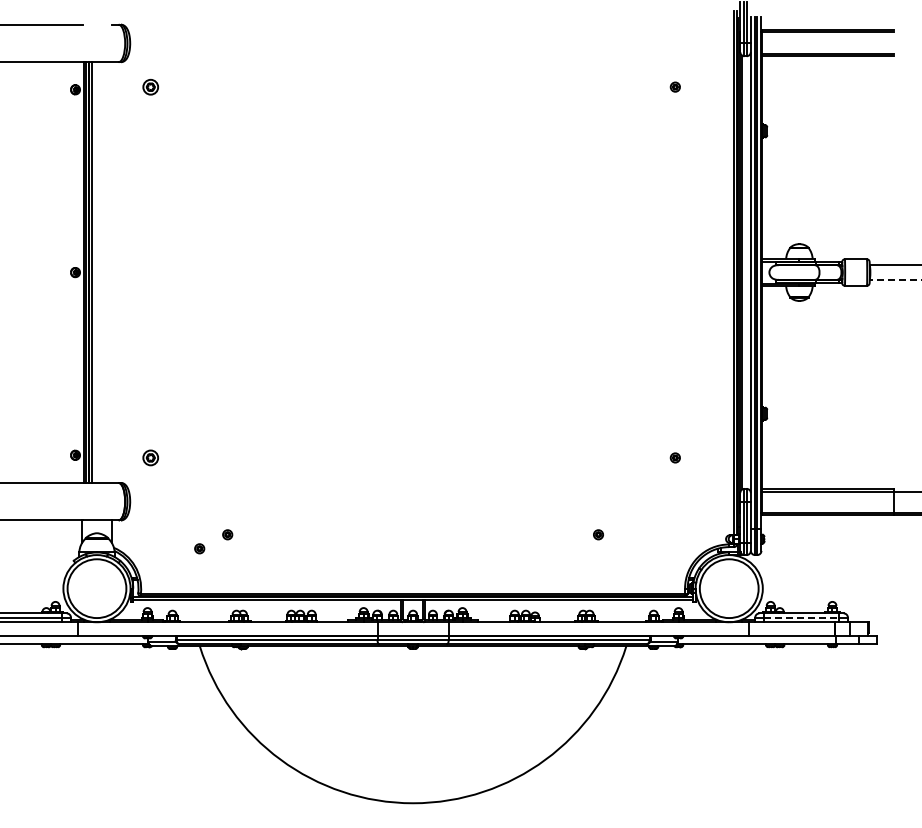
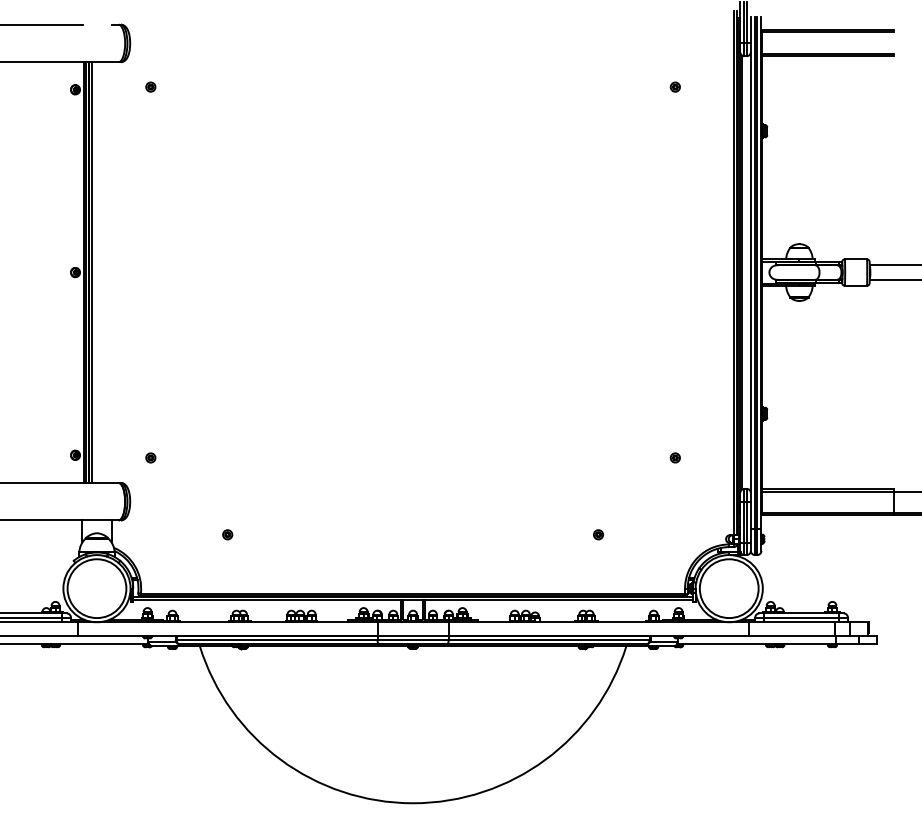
part size: 17x18 px -> 12x12 px (150, 86)
line: dashed -> solid (895, 279)
part size: 17x18 px -> 12x12 px (150, 457)
part: present -> none (199, 548)
line: dashed -> solid (801, 617)
